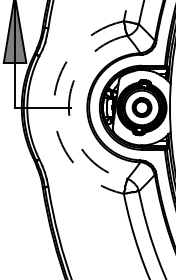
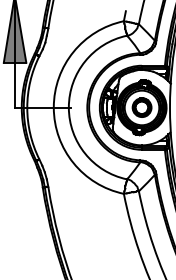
arc: dashed -> solid (53, 107)
arc: dashed -> solid (68, 107)
